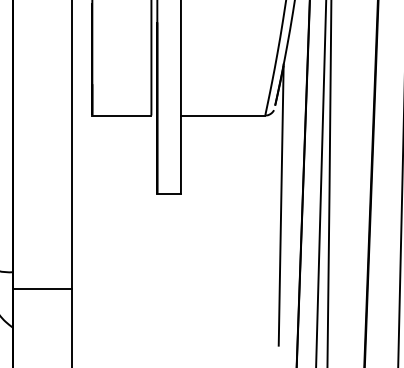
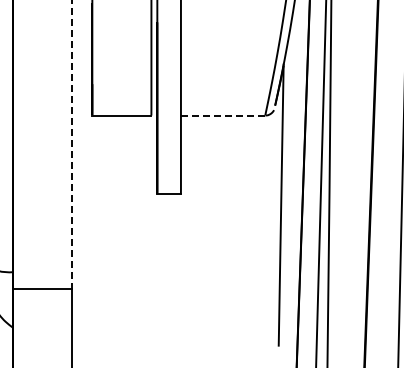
line: solid -> dashed (223, 115)
line: solid -> dashed (72, 145)
